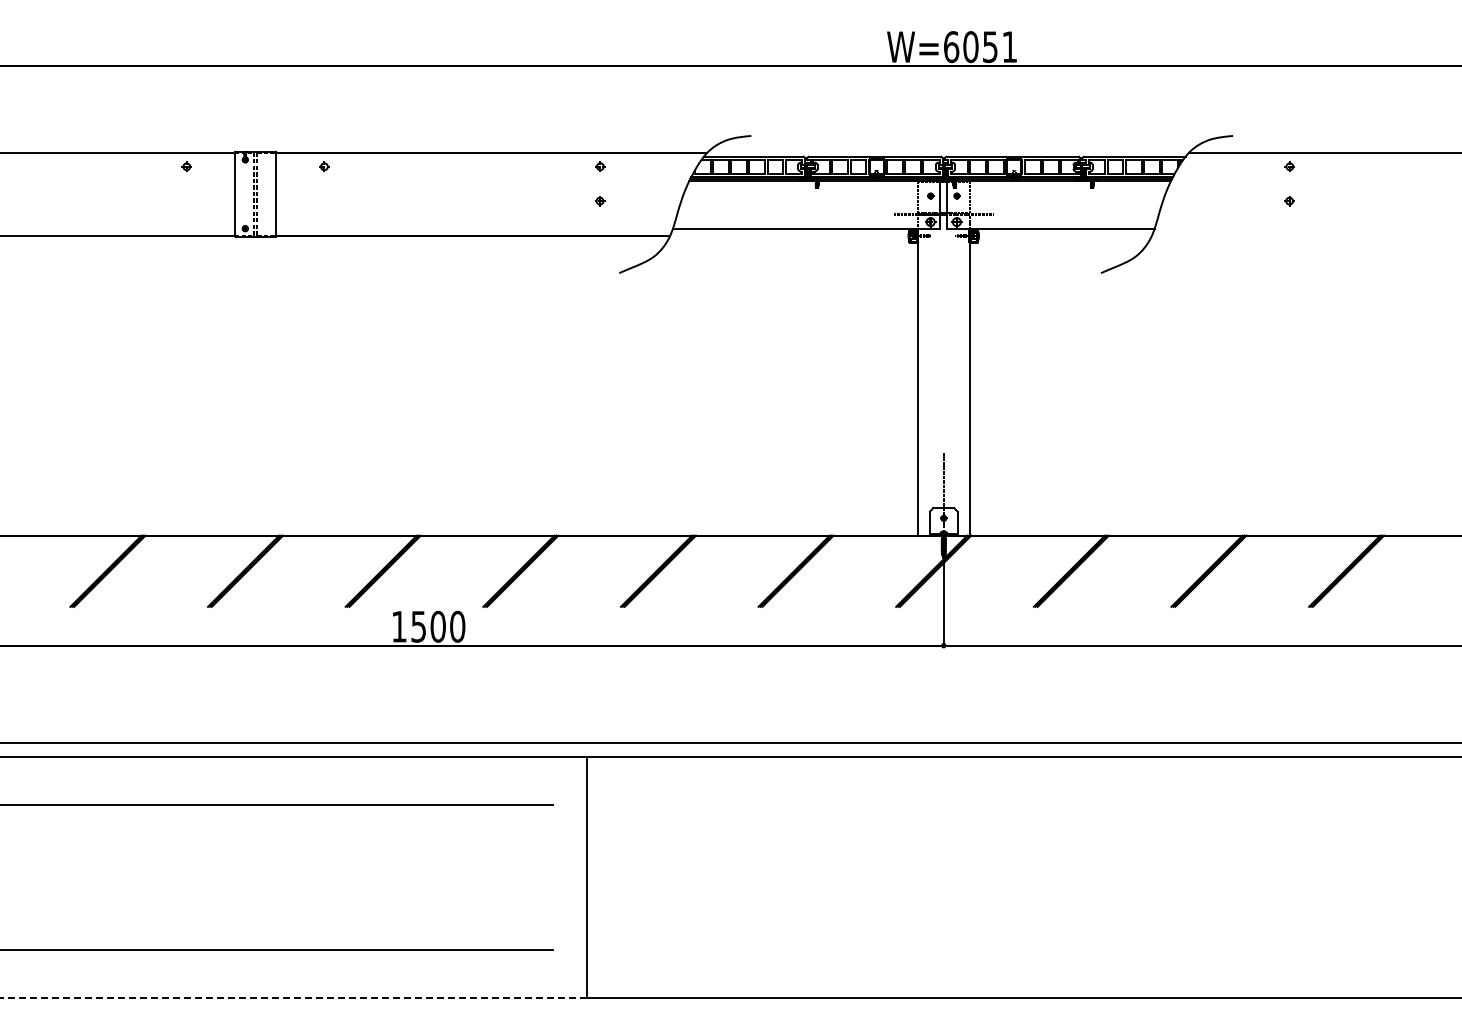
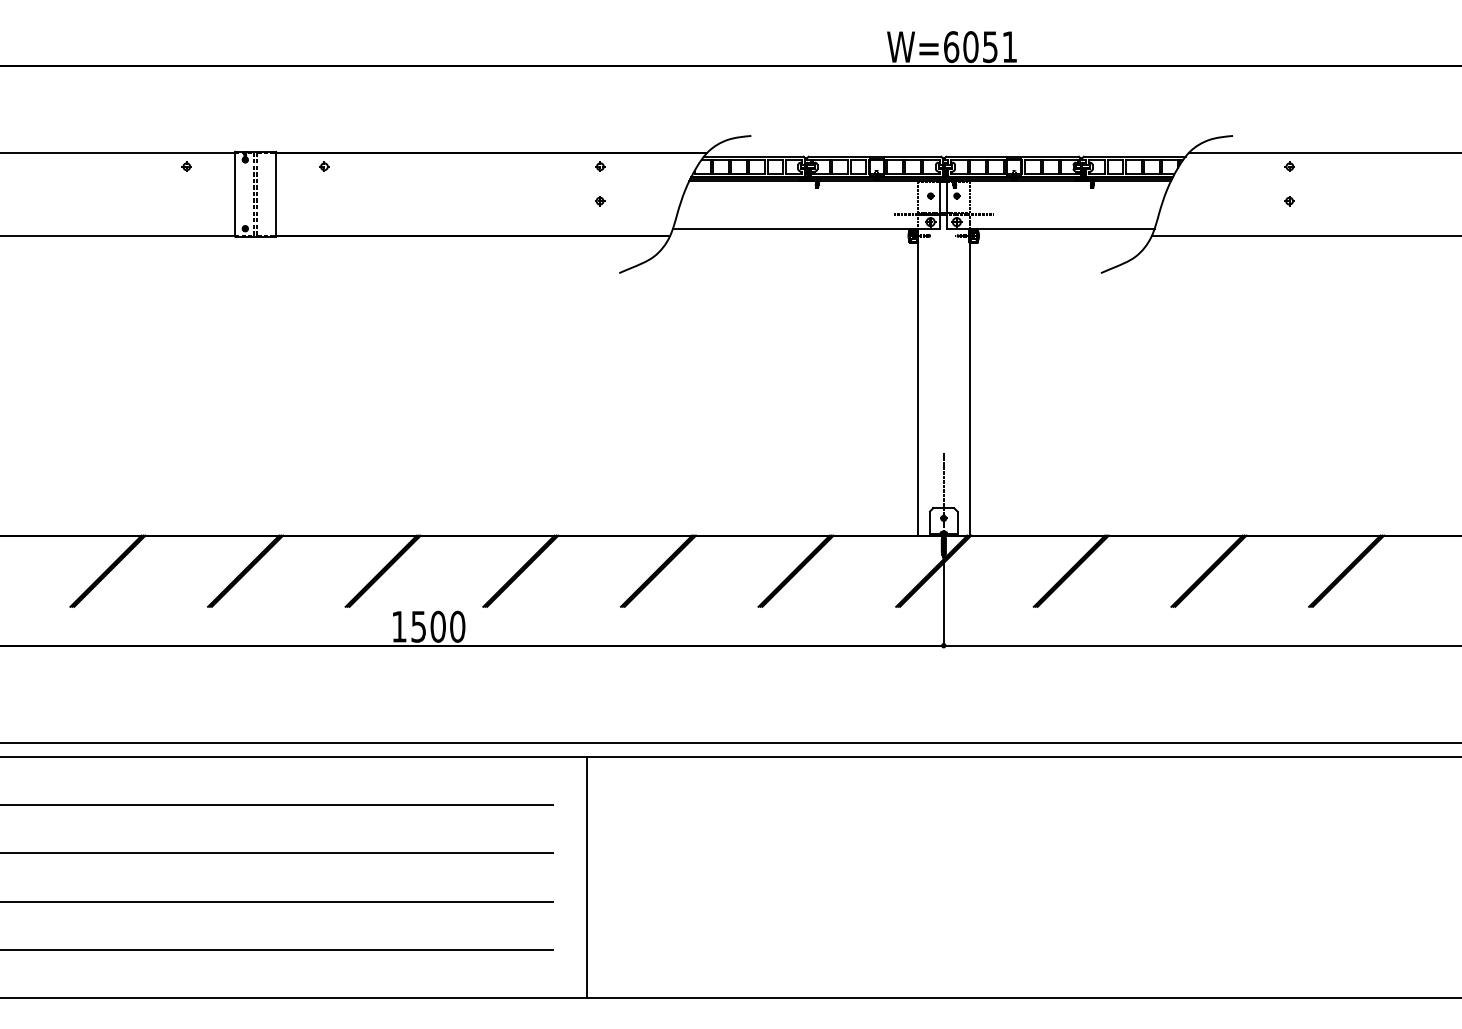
line: none -> present (1305, 235)
line: none -> present (277, 853)
line: none -> present (277, 901)
line: dashed -> solid (294, 997)
